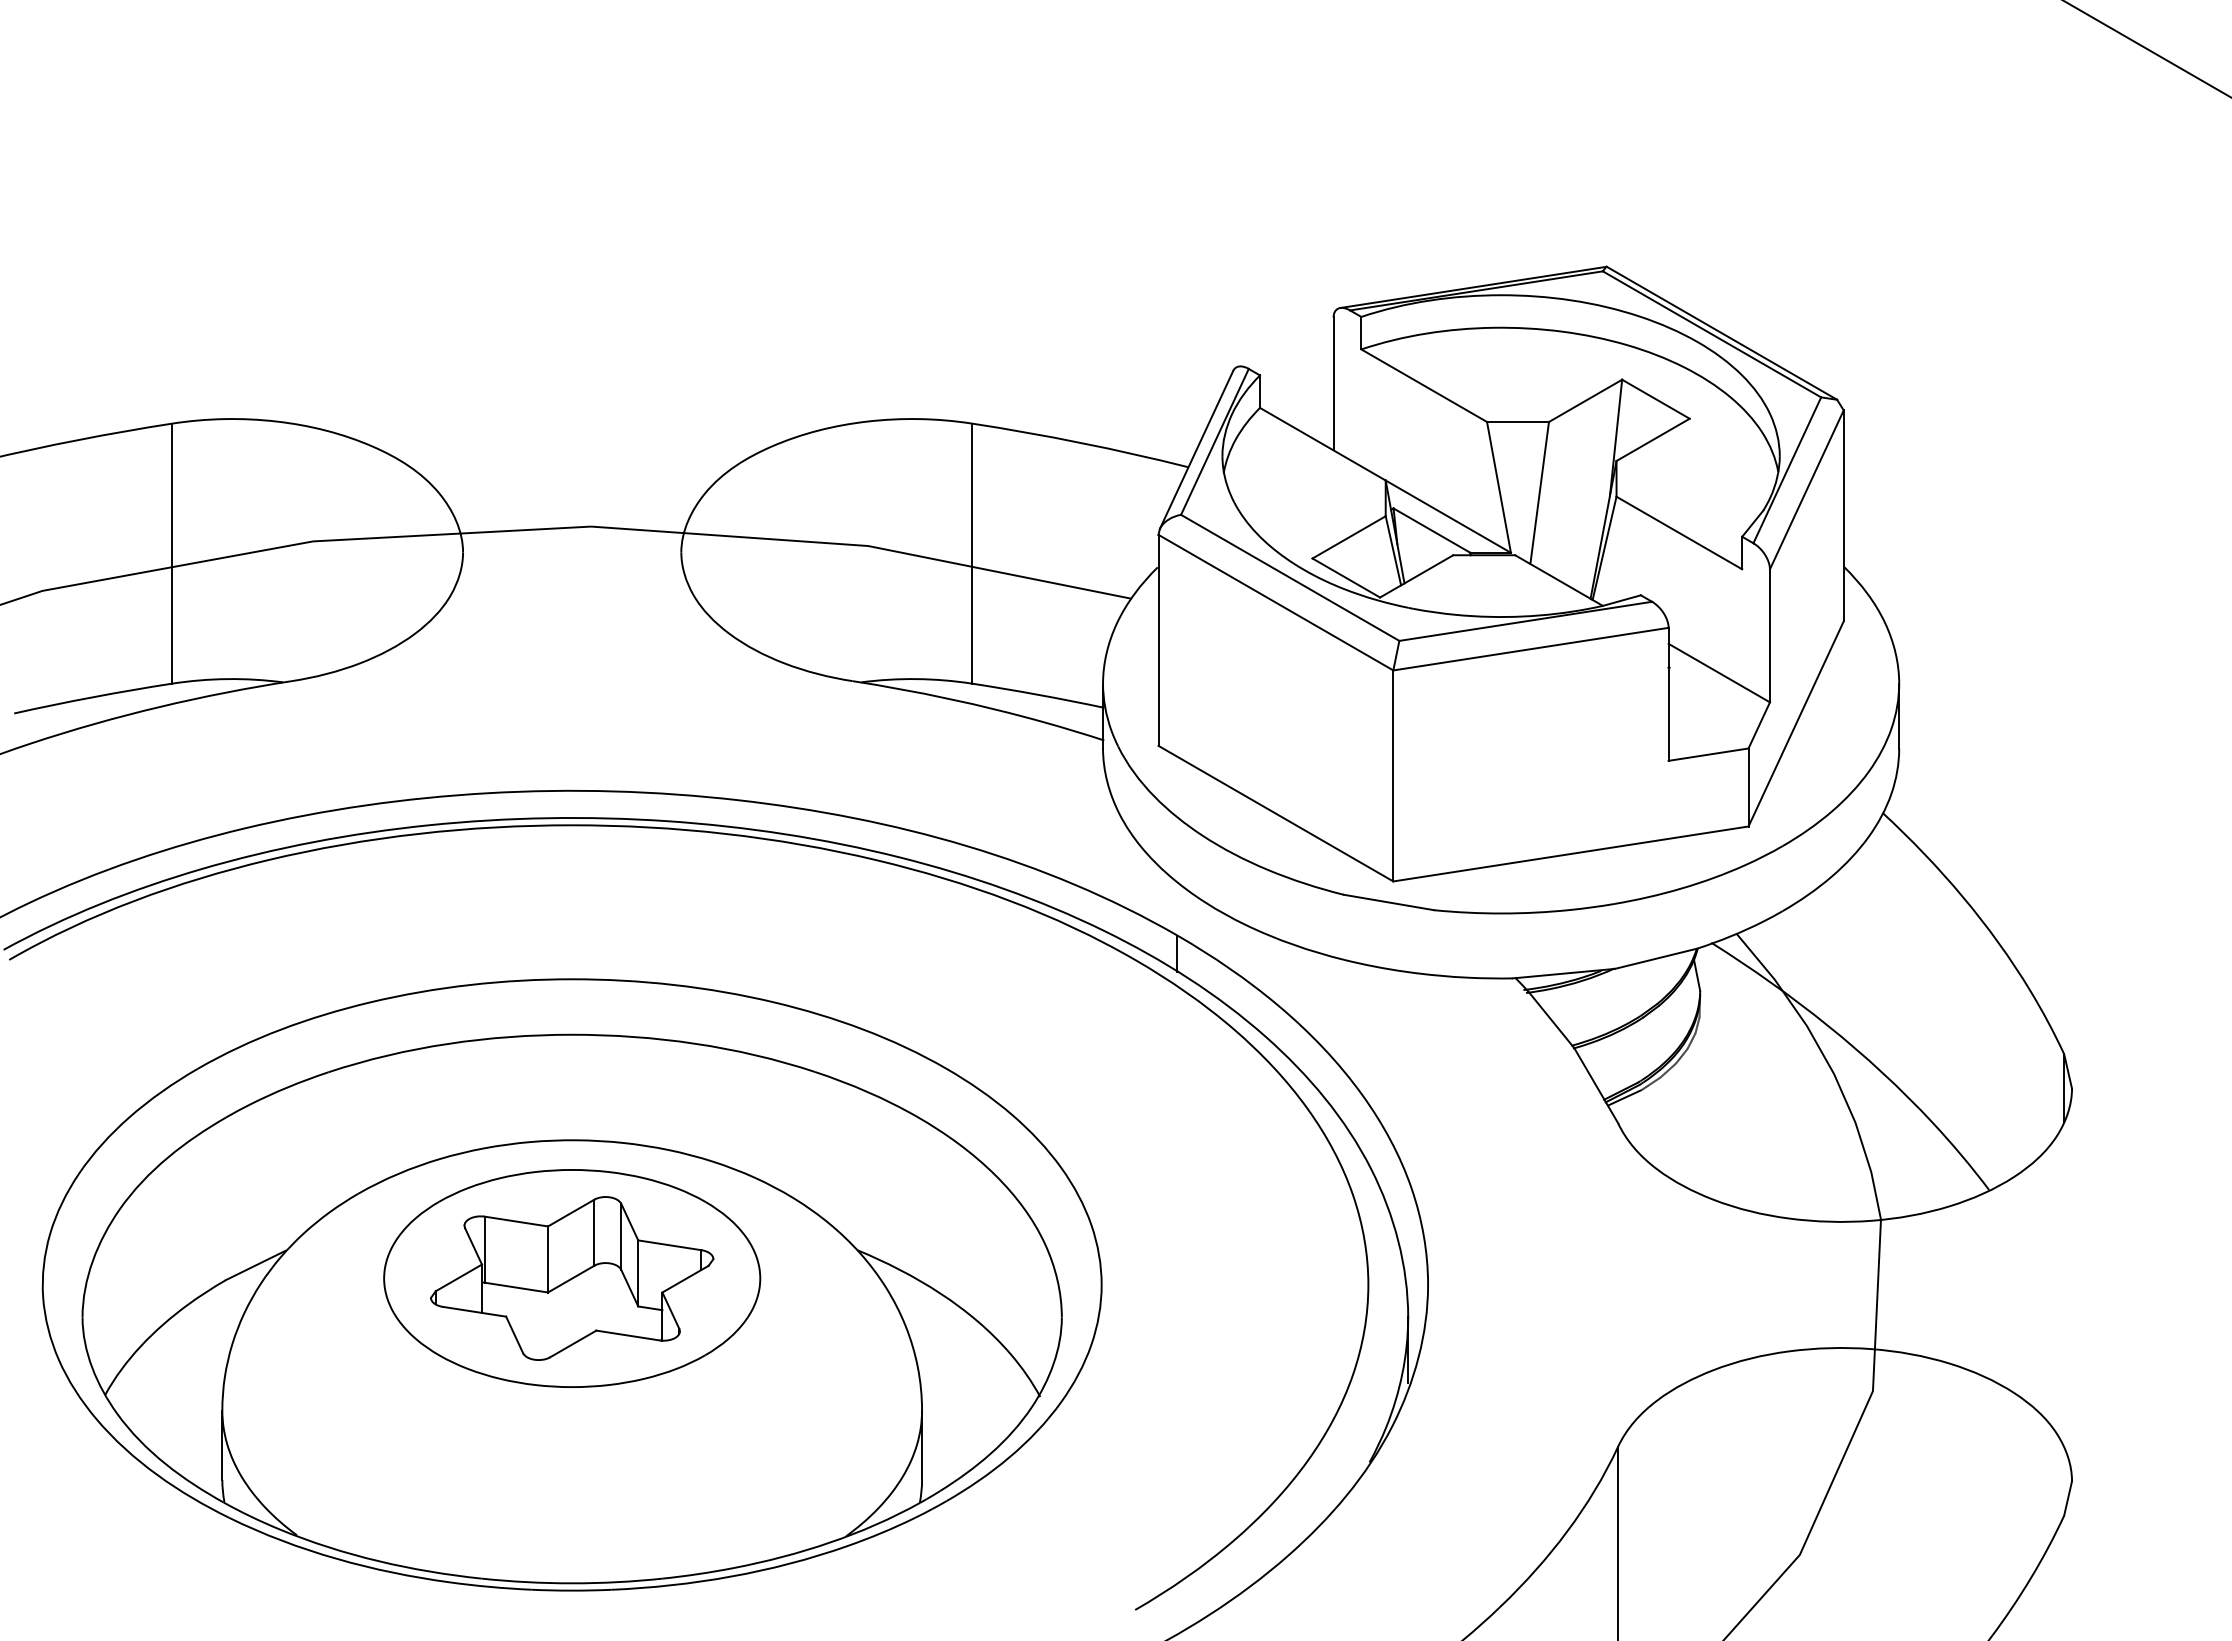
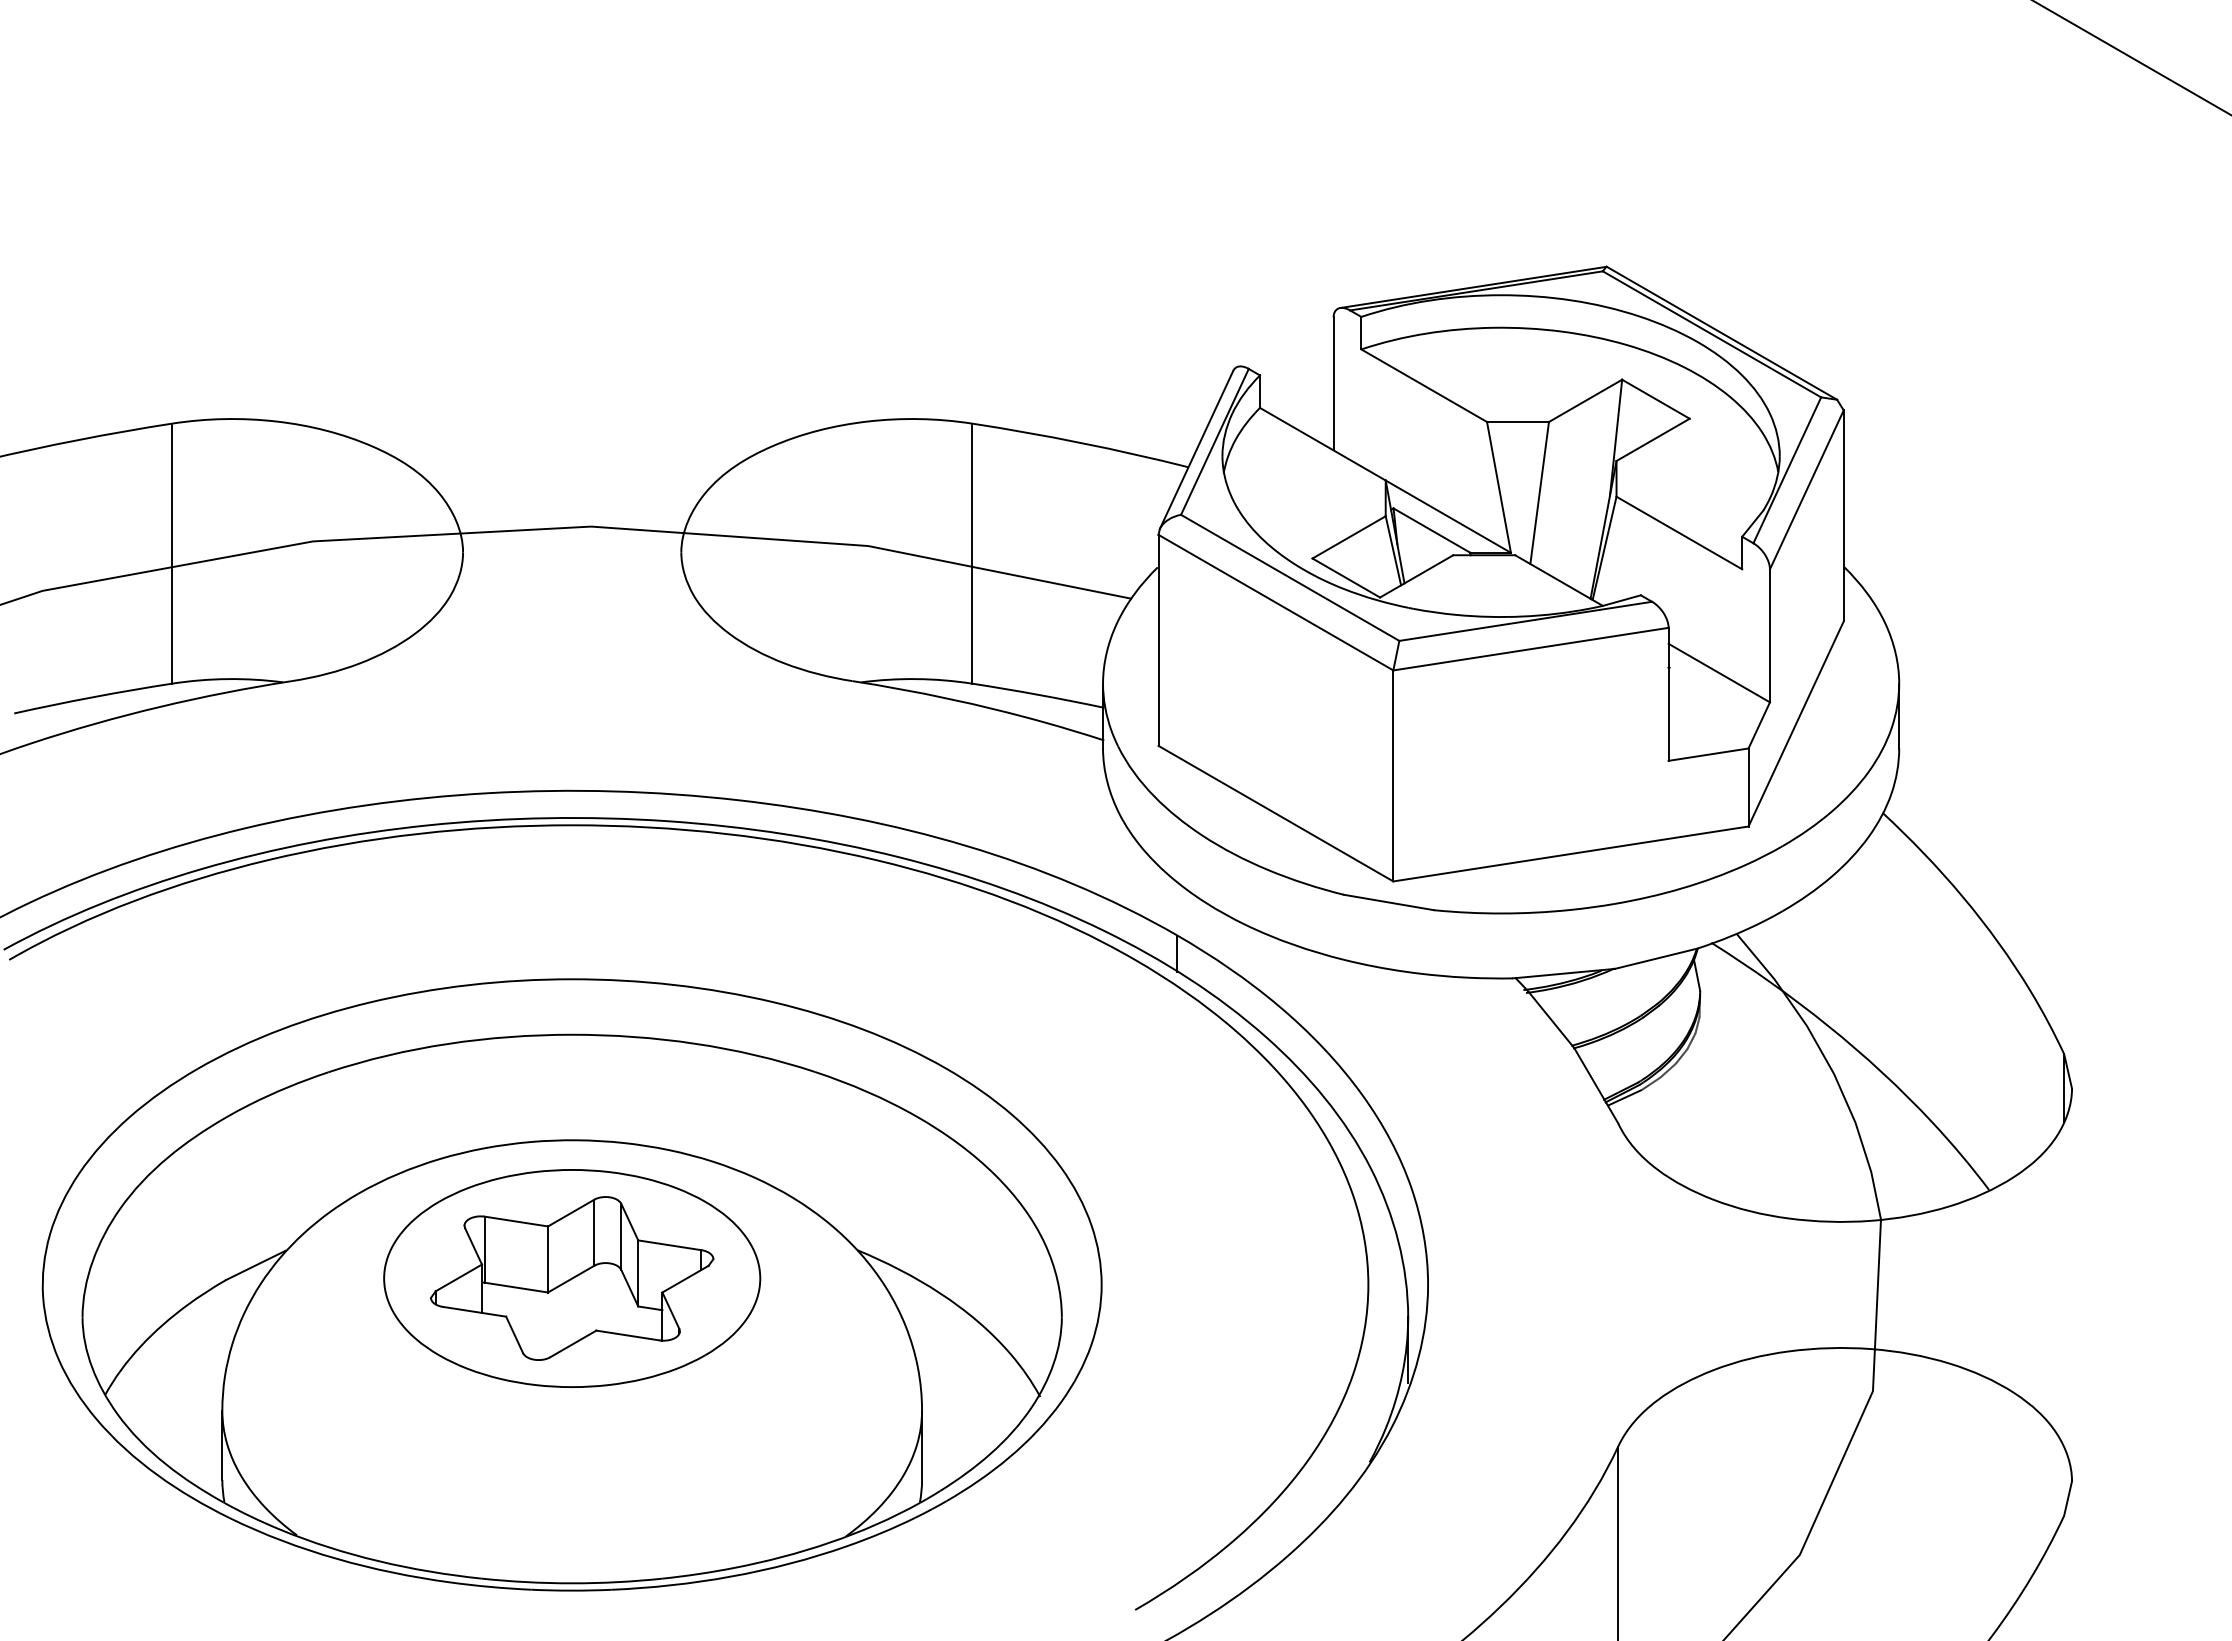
line position: (2147, 48) -> (2131, 57) (2131, 57)
